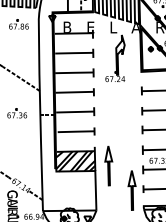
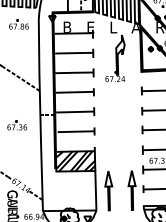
part position: (17, 113) -> (17, 125) (17, 125)
part position: (108, 165) -> (108, 190) (108, 190)
